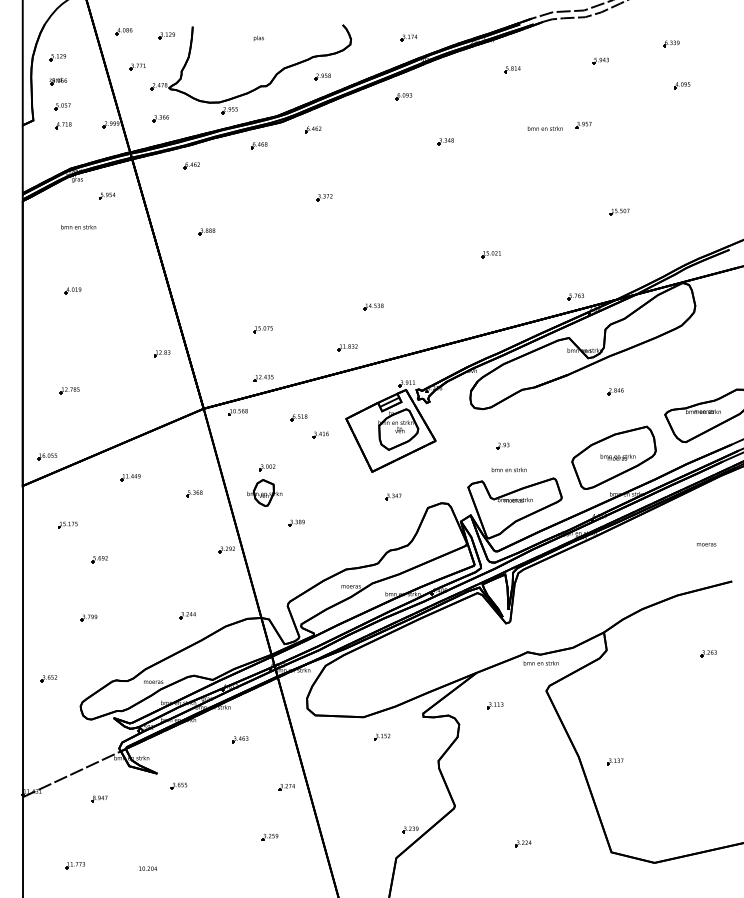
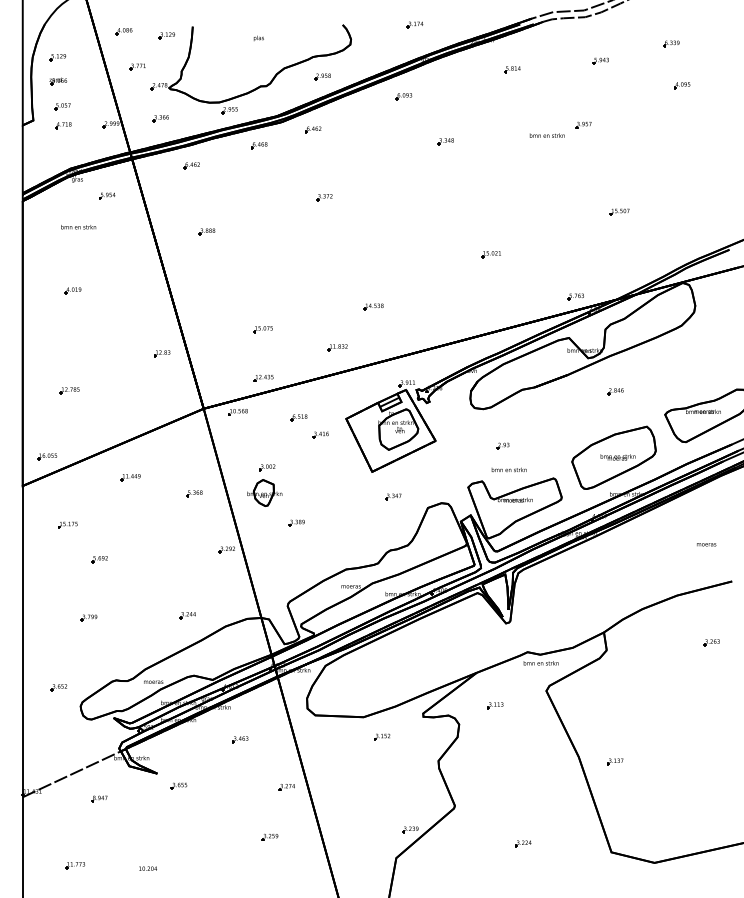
part position: (408, 37) -> (414, 24) (414, 24)
text position: (544, 128) -> (546, 135) (546, 135)
part position: (347, 347) -> (337, 347) (337, 347)
part position: (708, 653) -> (711, 642) (711, 642)
part position: (48, 678) -> (58, 687) (58, 687)
